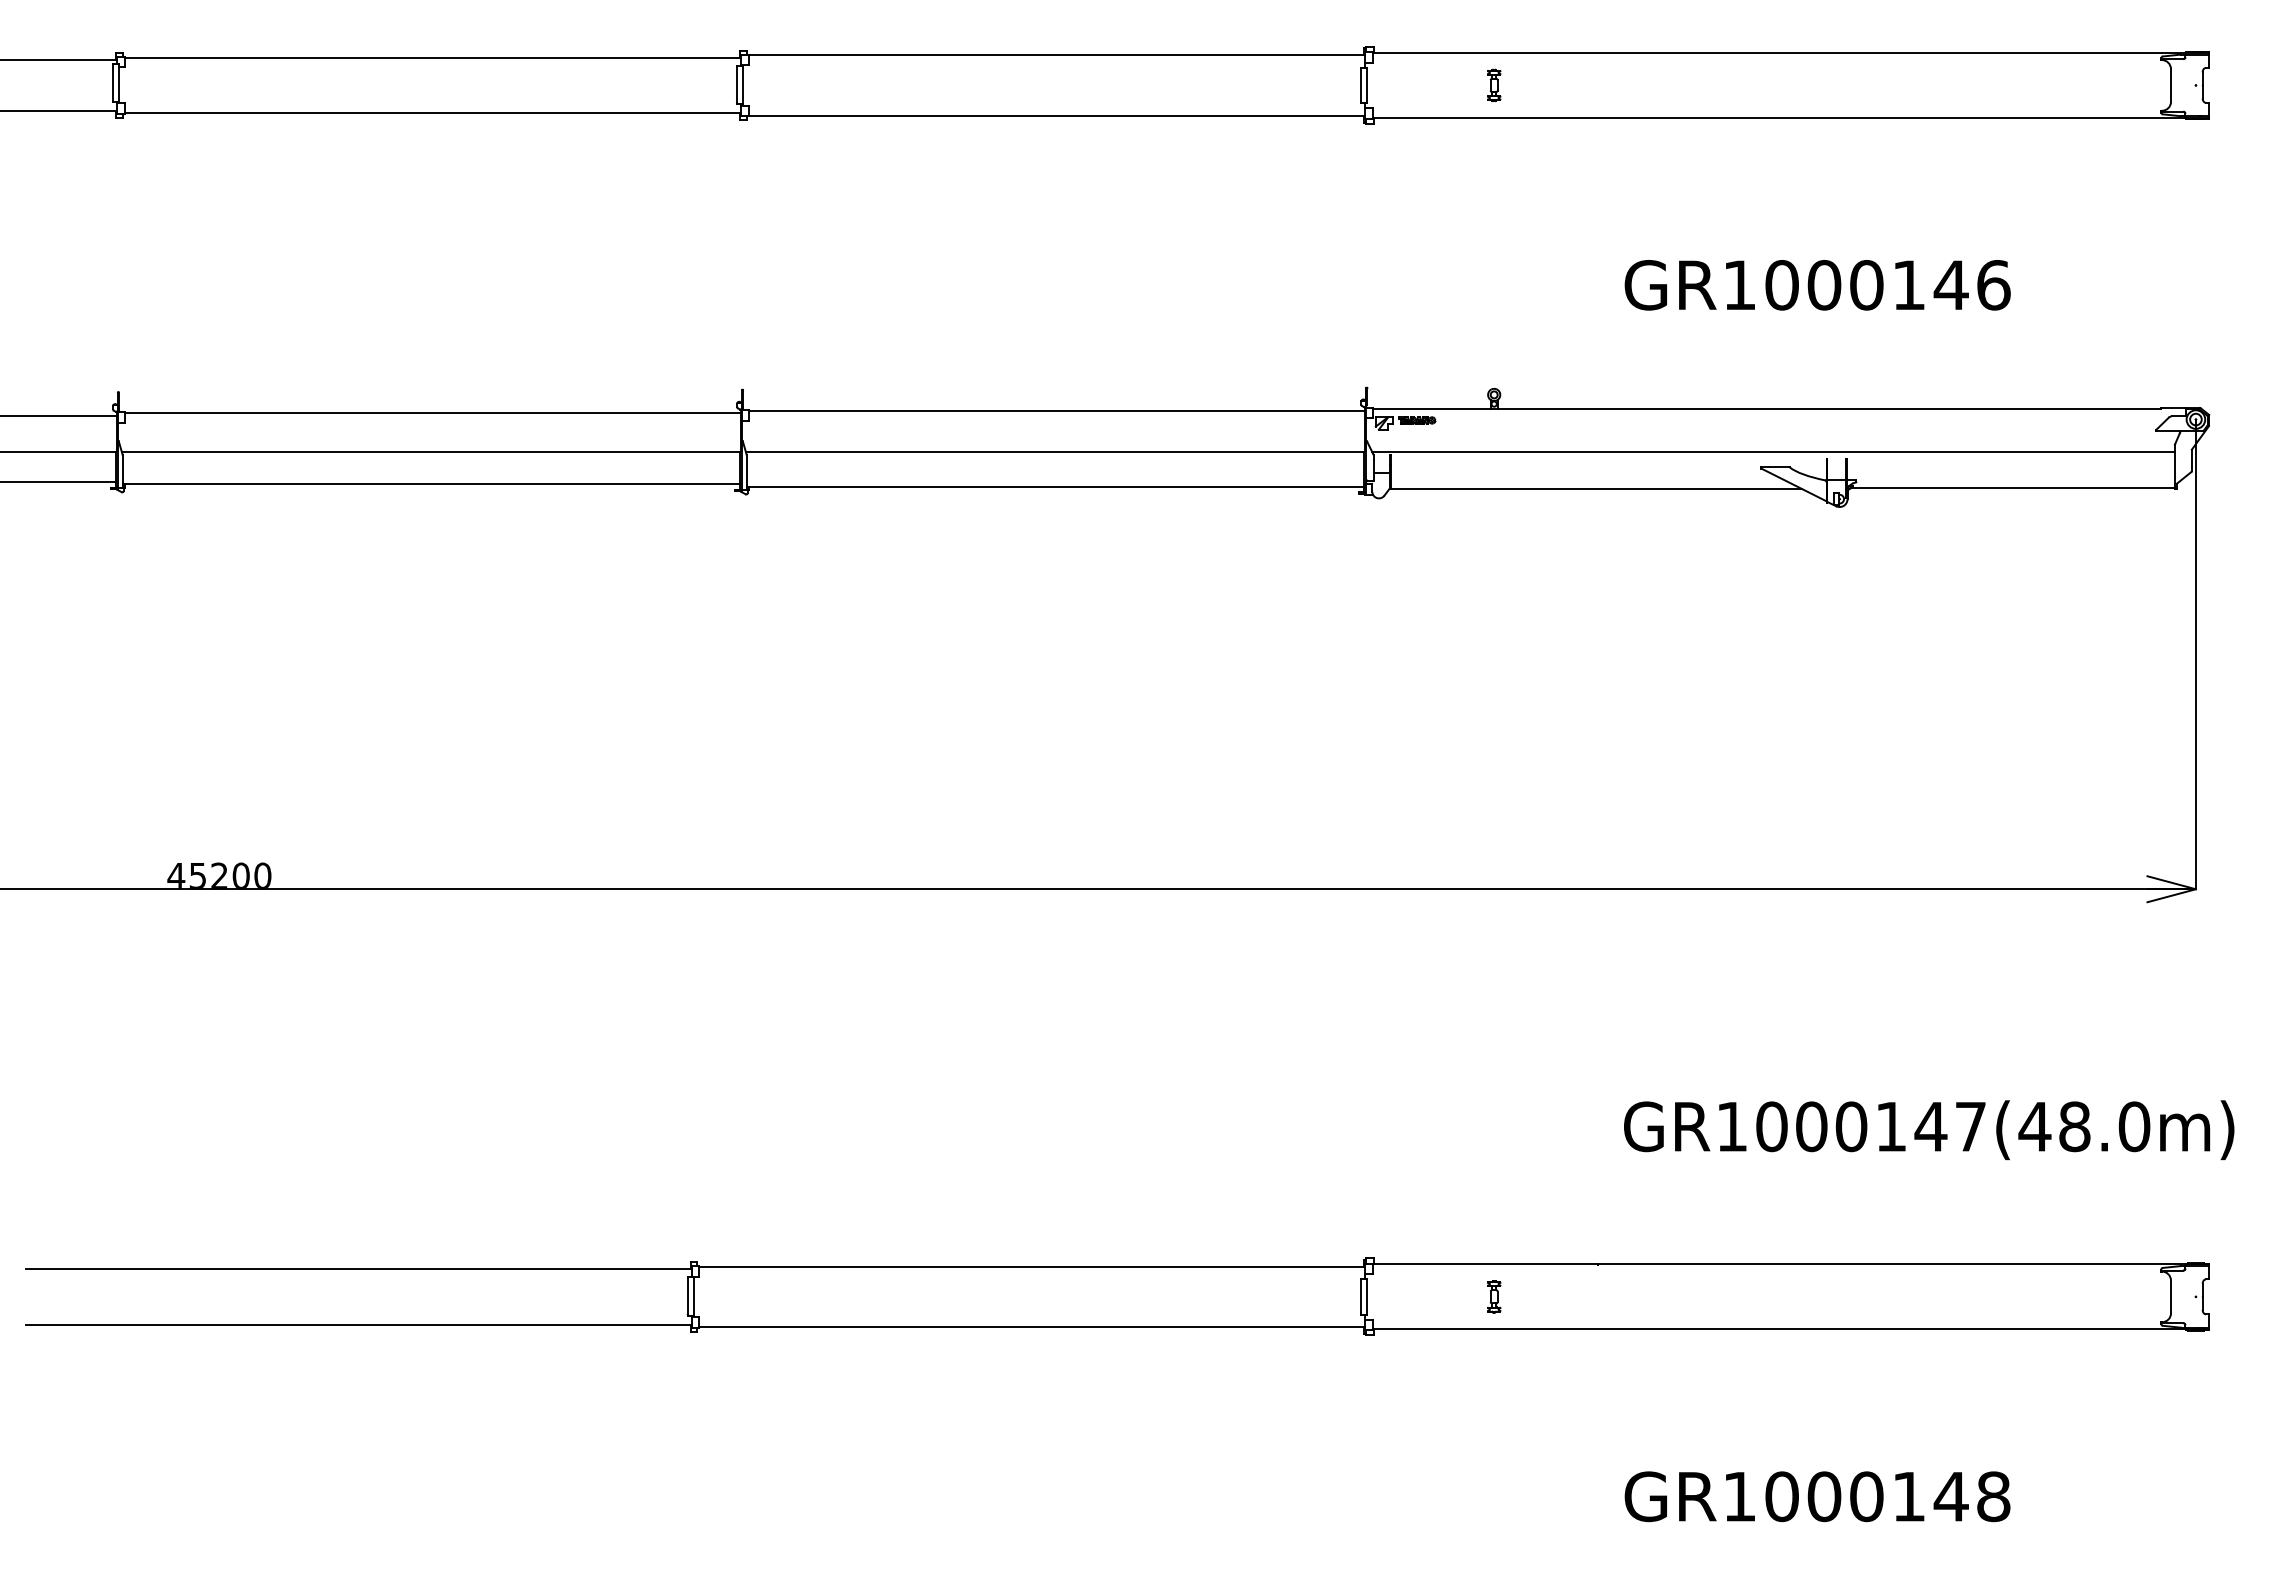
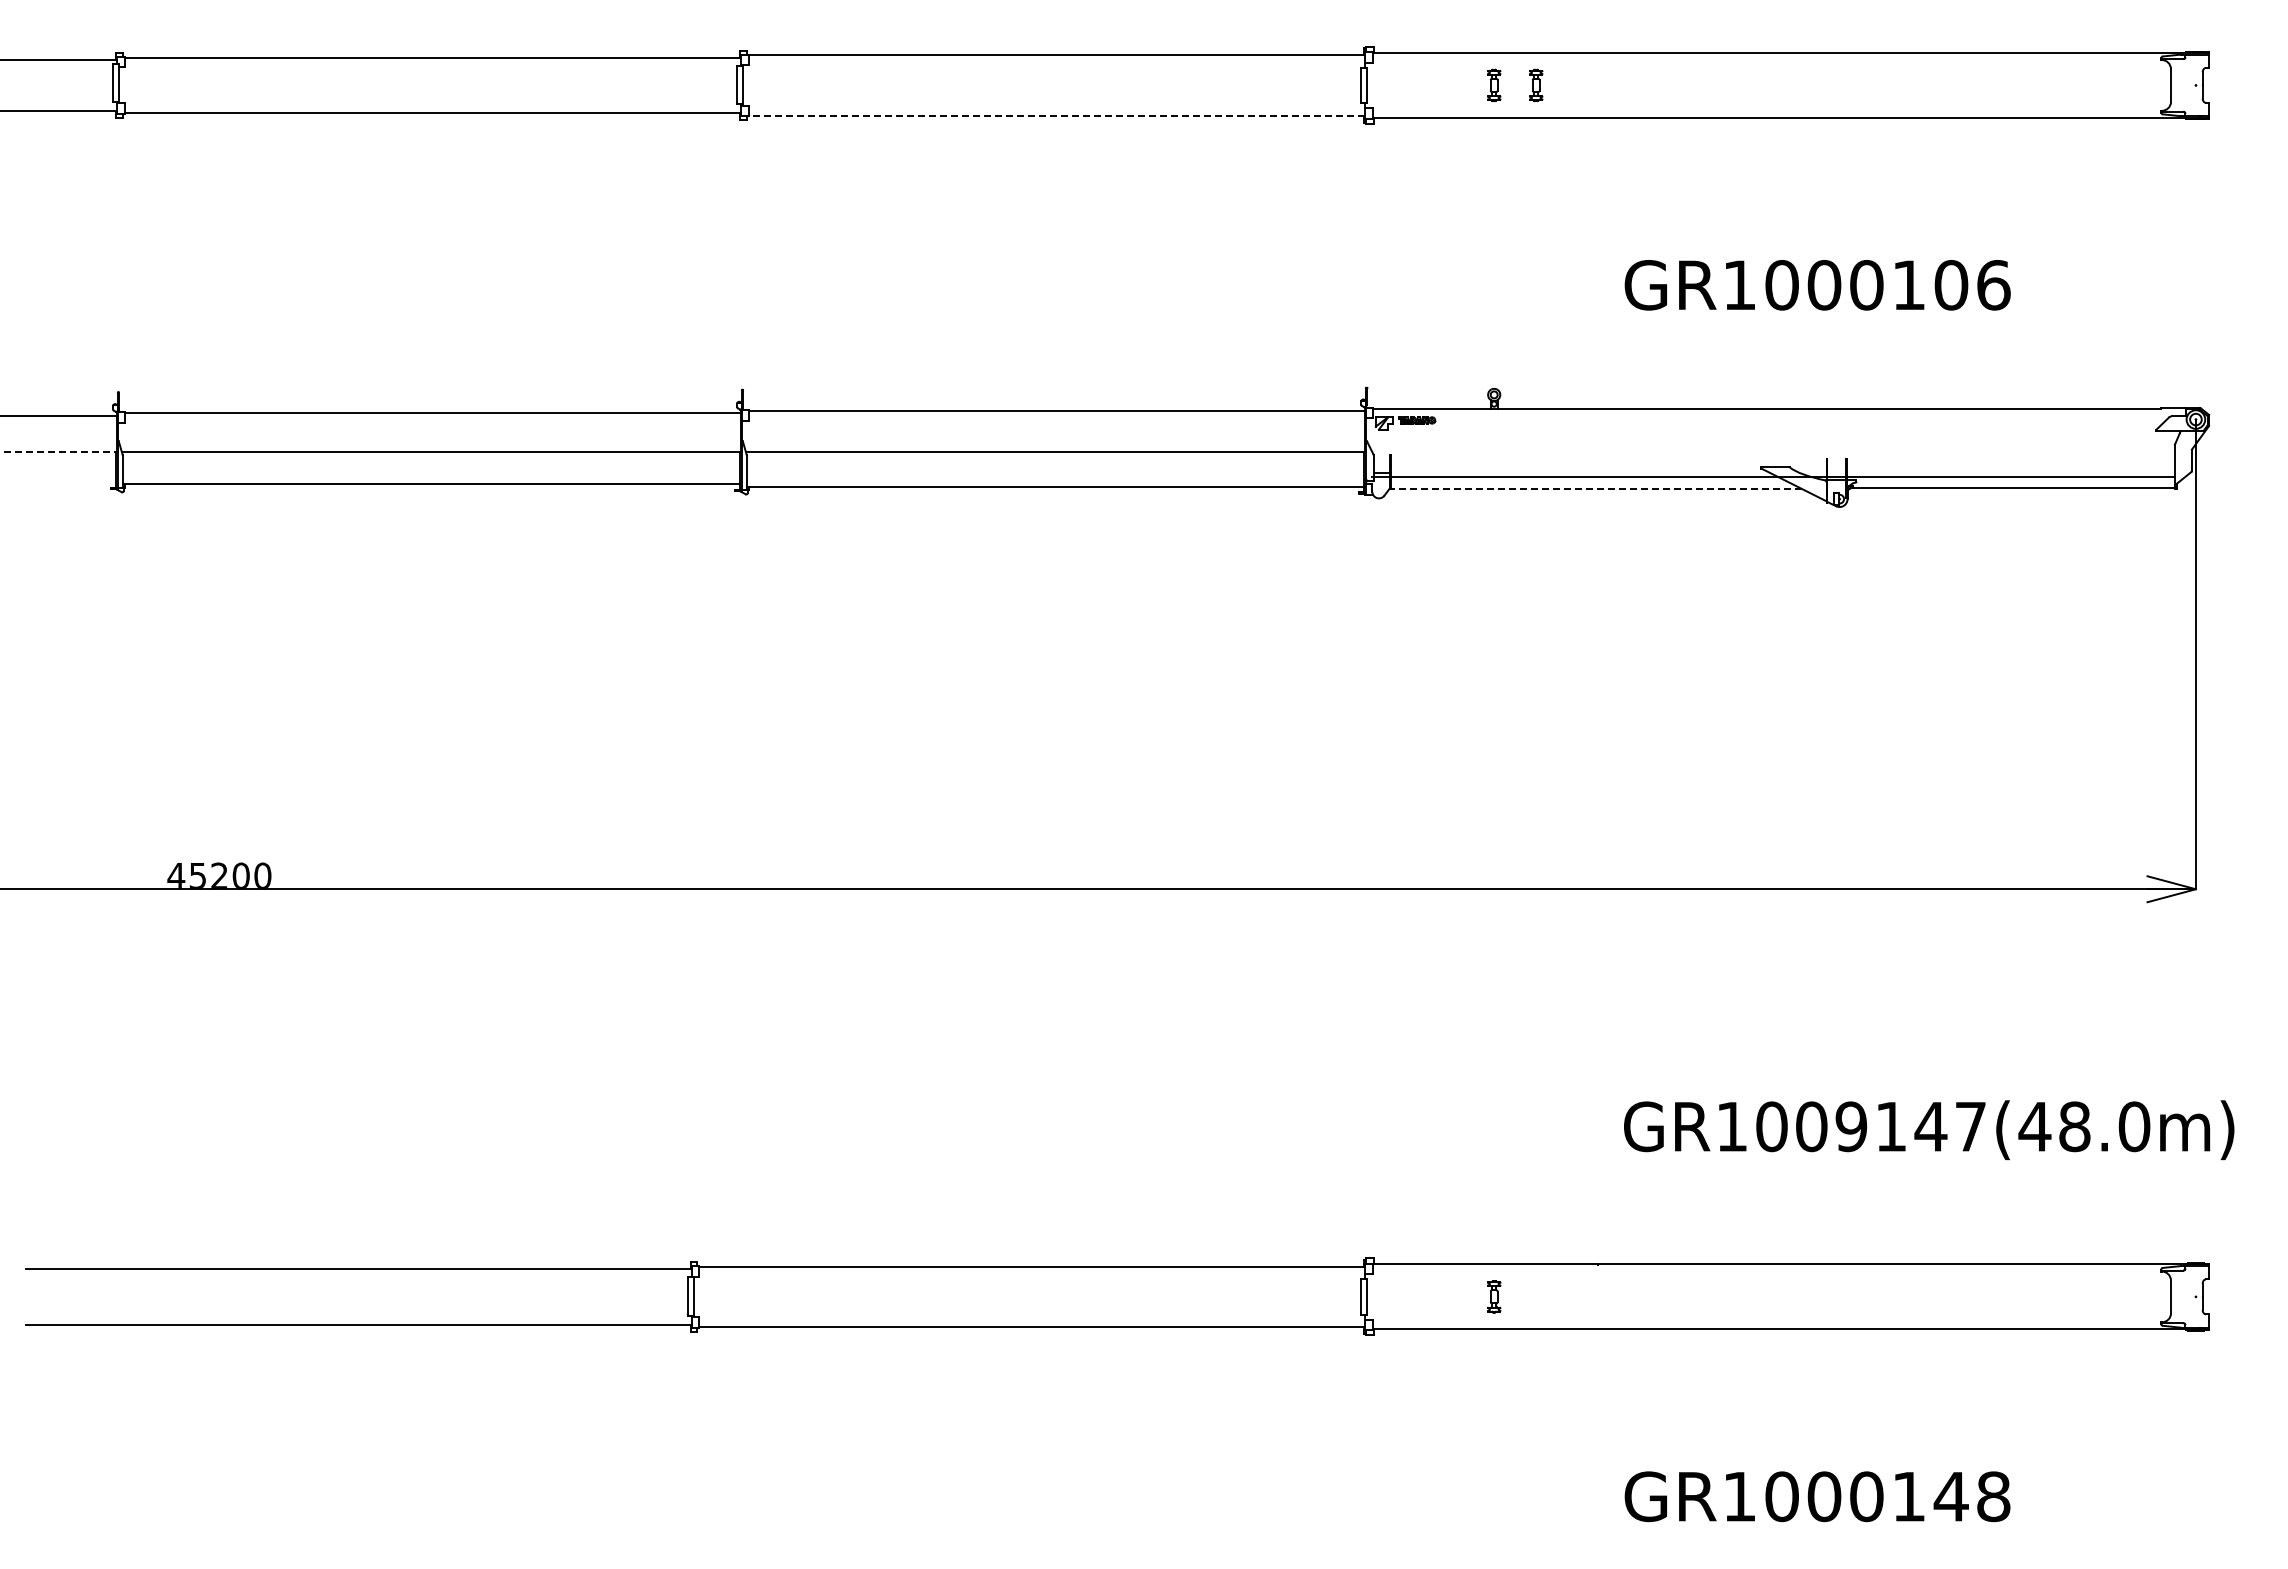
part: none -> present (1536, 85)
line: solid -> dashed (1056, 115)
text: GR1000146 -> GR1000106 (1950, 285)
line: solid -> dashed (58, 451)
line position: (1773, 451) -> (1773, 476) (1773, 476)
line: present -> none (58, 482)
line: solid -> dashed (1595, 488)
text: GR1000147(48.0m) -> GR1009147(48.0m) (1851, 1126)
